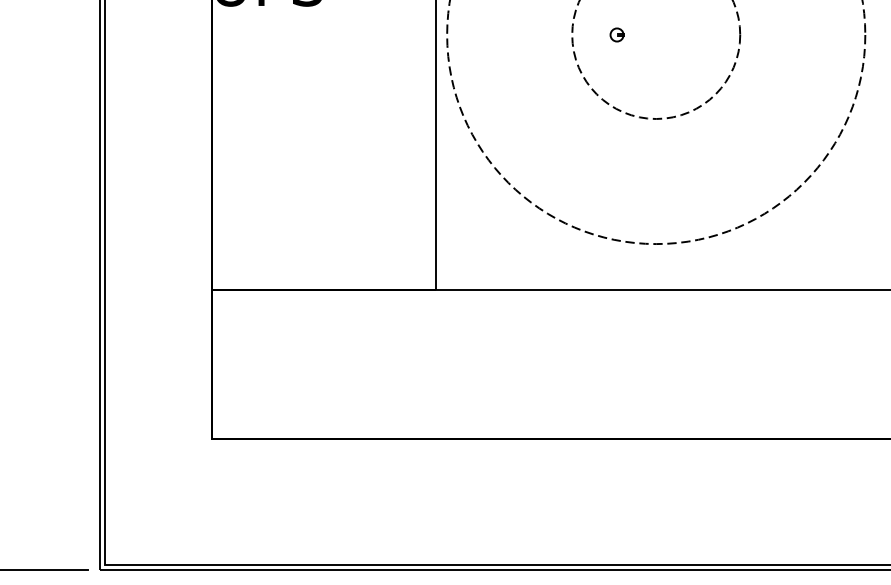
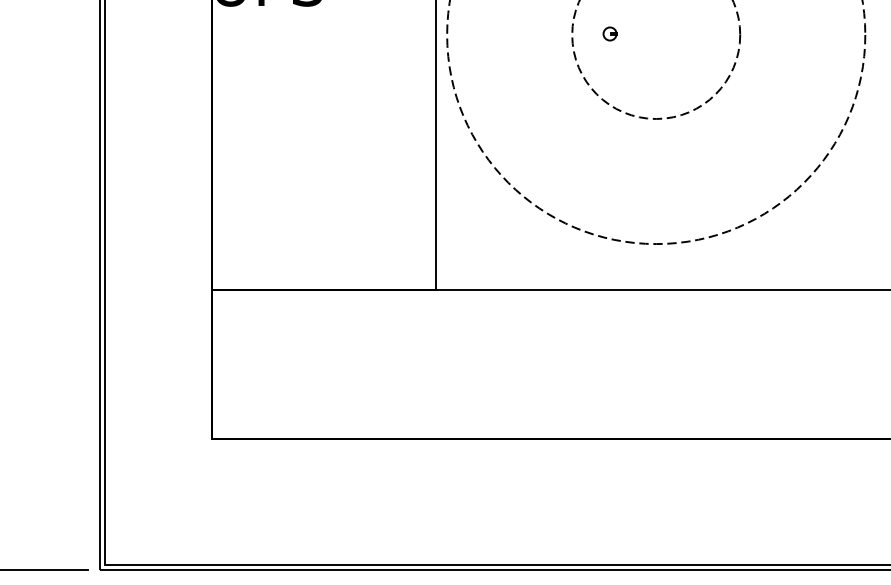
part position: (616, 34) -> (609, 33) (609, 33)
